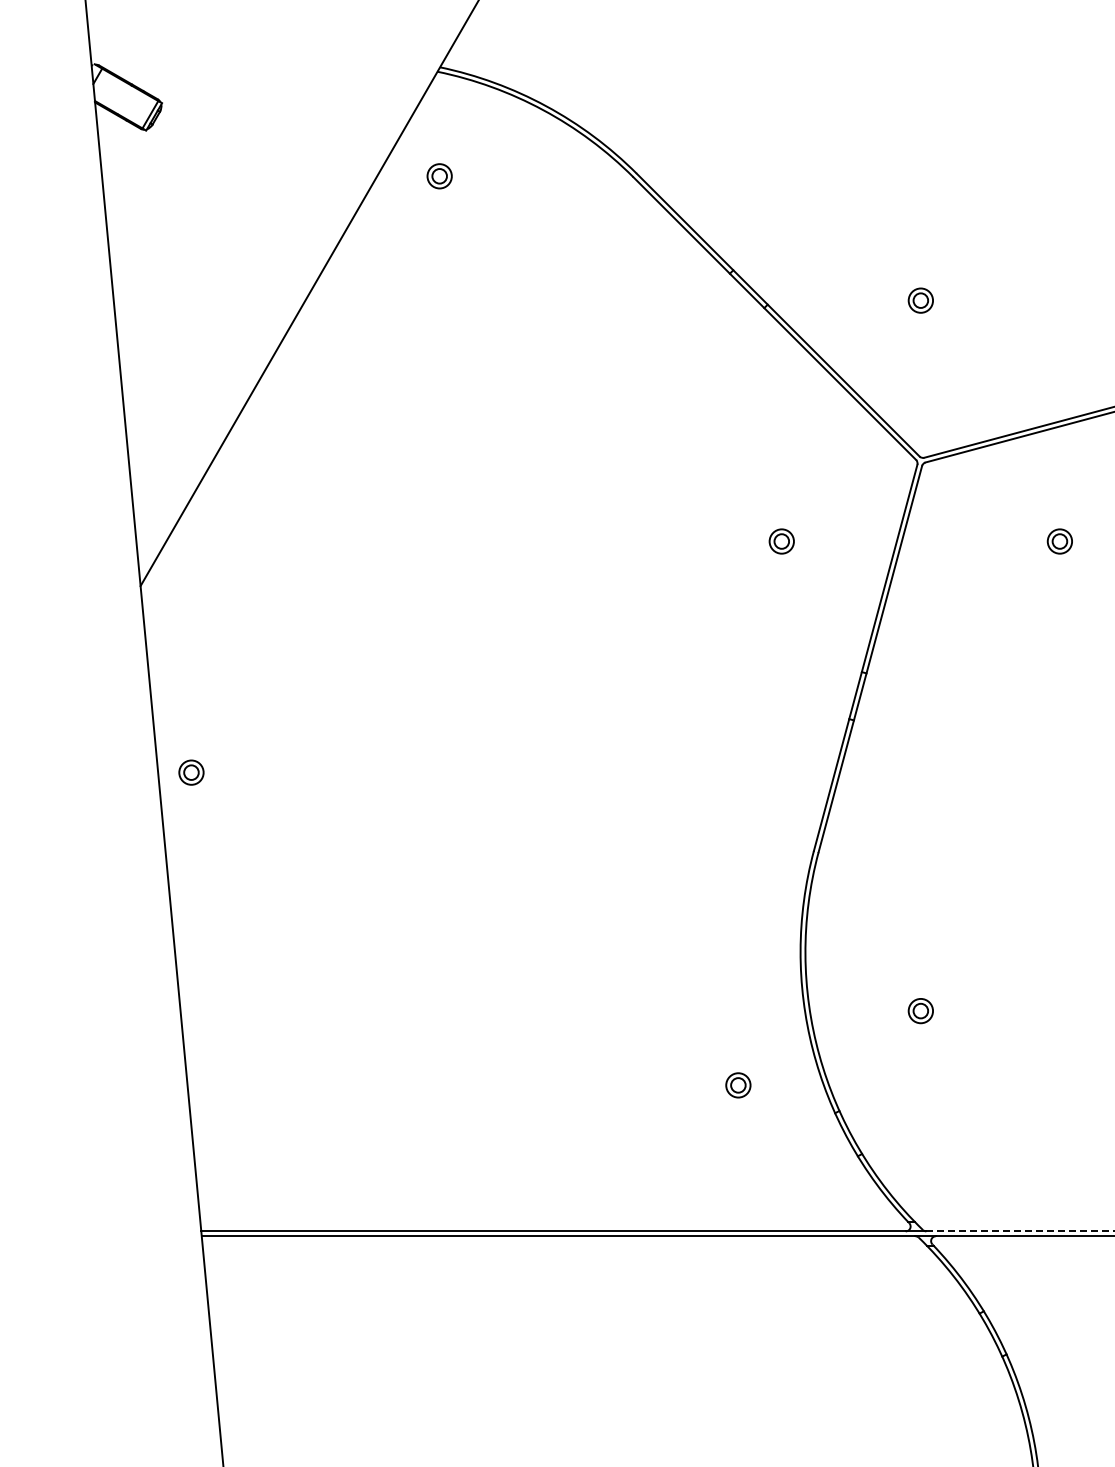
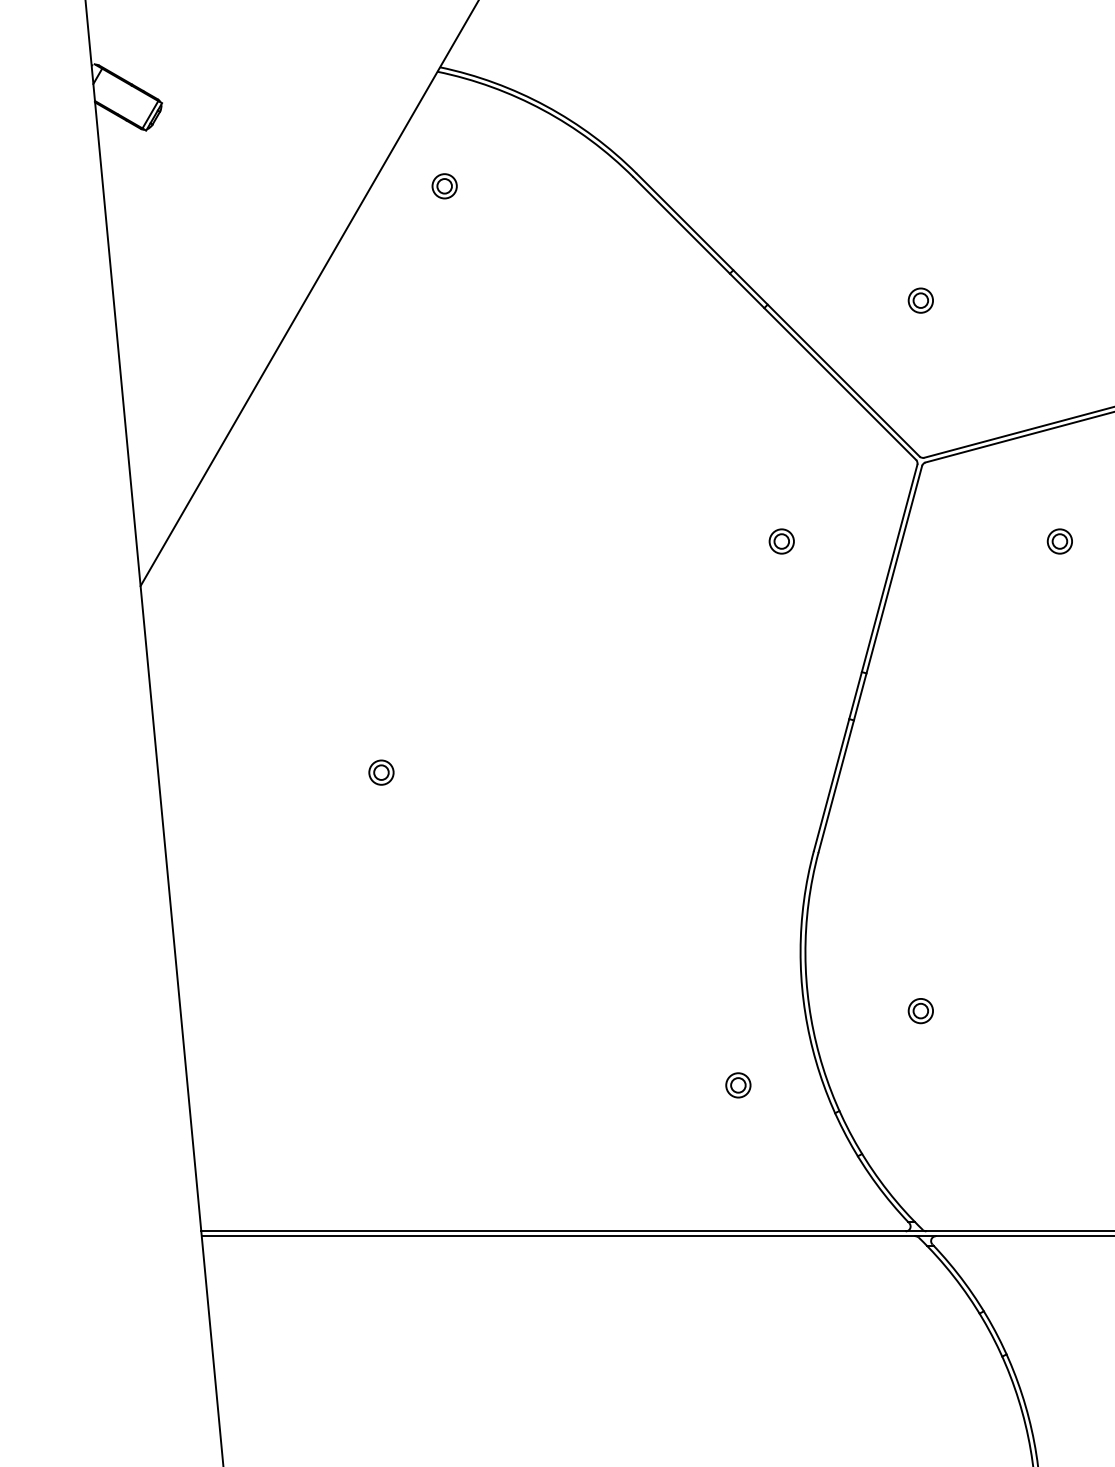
part position: (439, 176) -> (444, 186) (444, 186)
part position: (191, 772) -> (381, 772) (381, 772)
line: dashed -> solid (1020, 1231)
